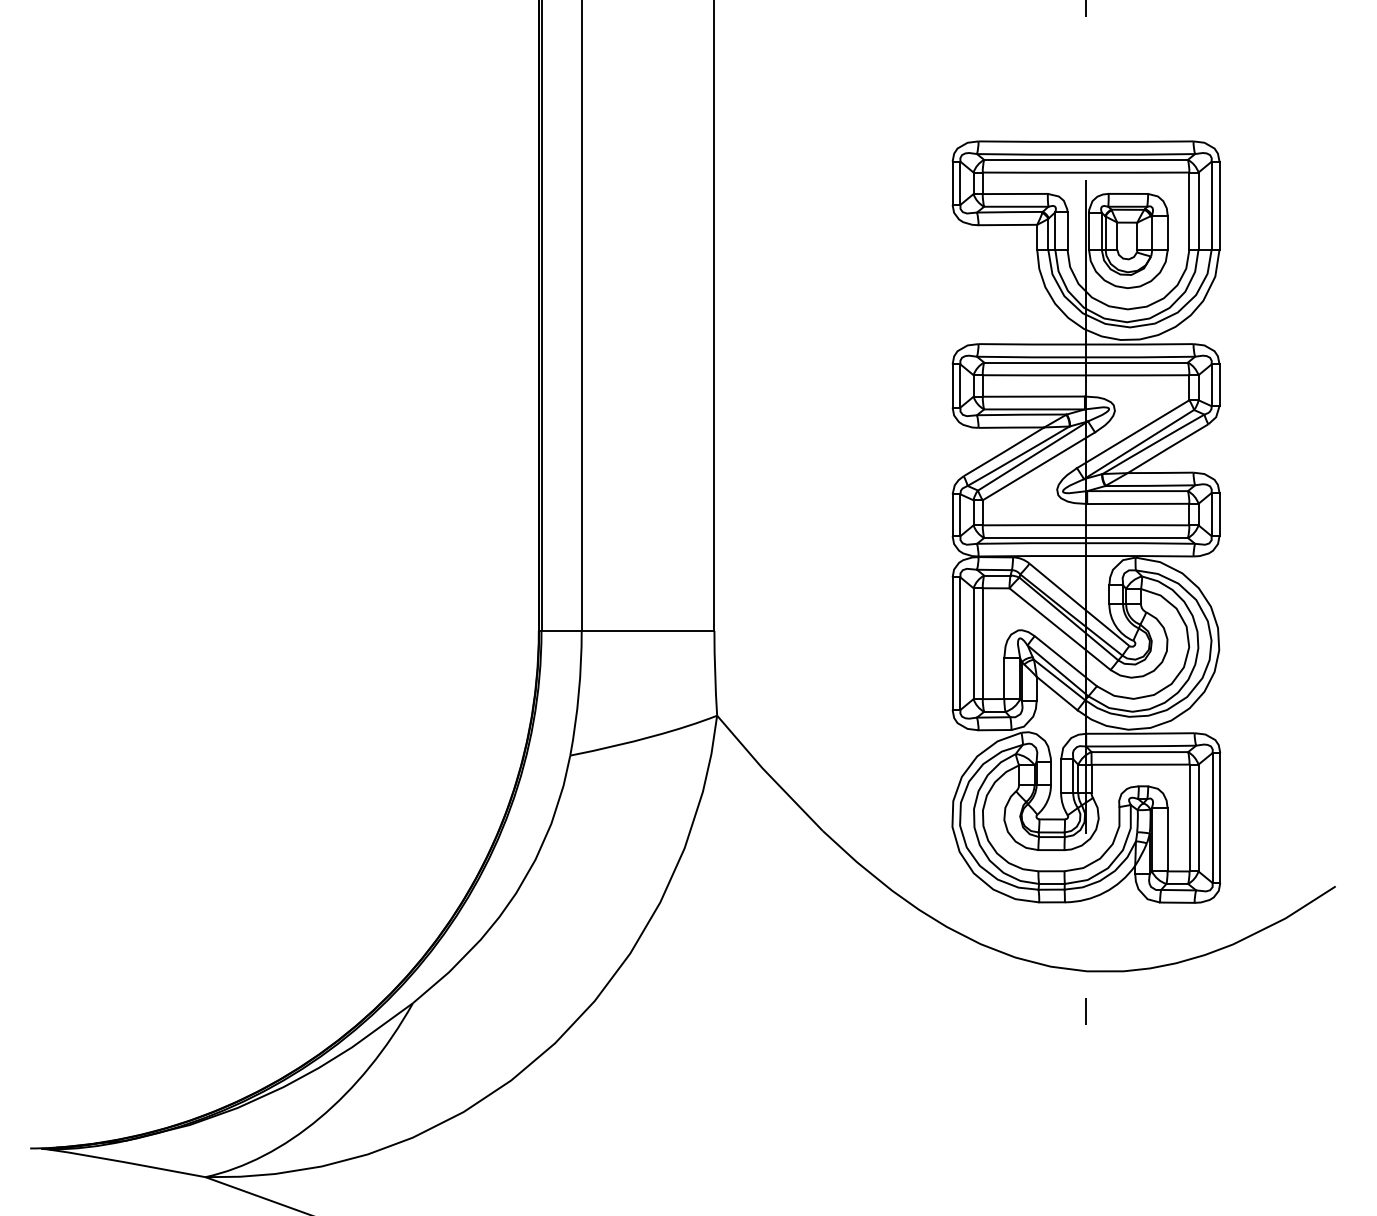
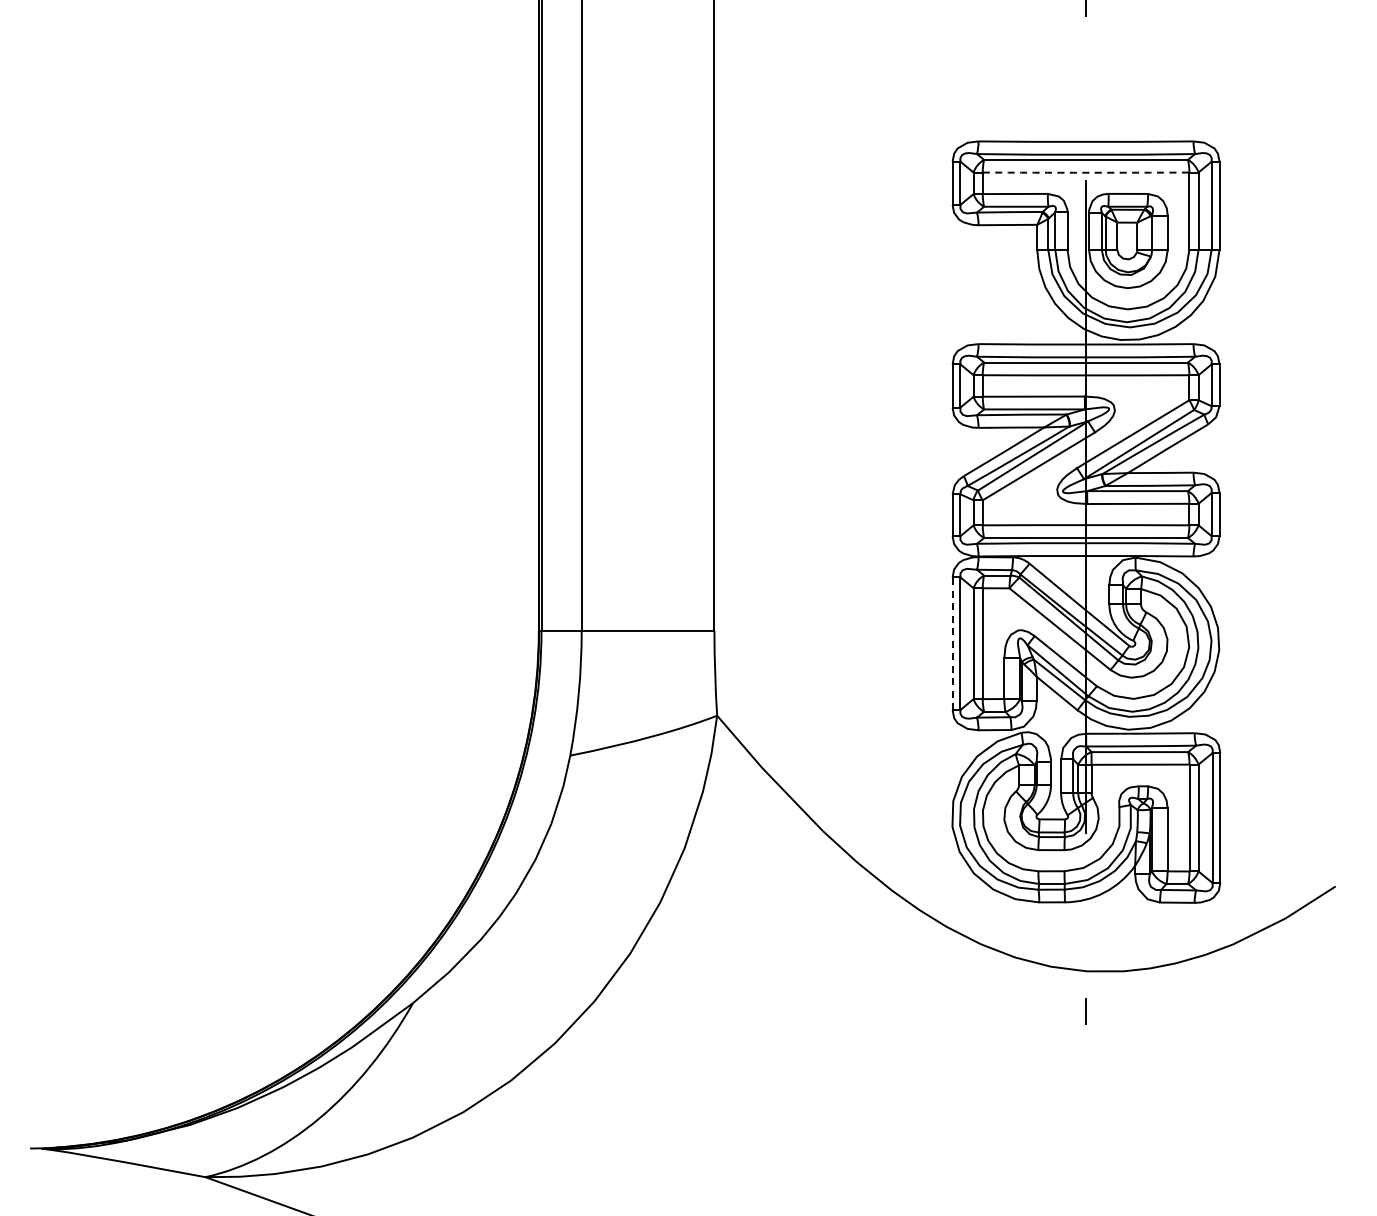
arc: solid -> dashed (1086, 172)
line: solid -> dashed (952, 643)
